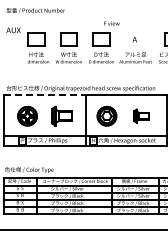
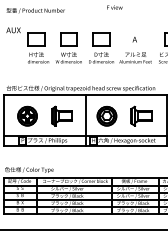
text position: (111, 23) -> (114, 7) (114, 7)
line: dashed -> solid (45, 95)
part size: 17x16 px -> 23x22 px (141, 115)
